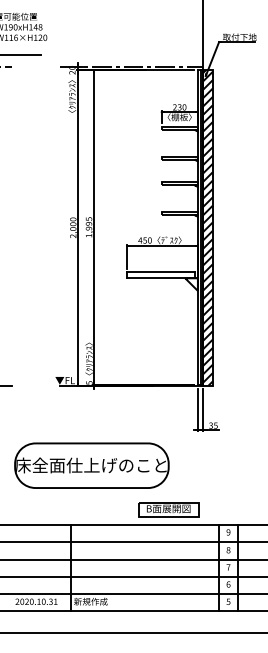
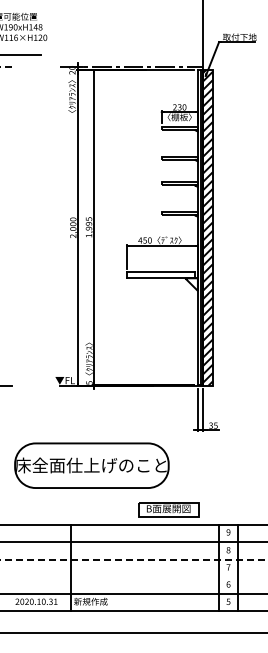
line: solid -> dashed (134, 559)
line: present -> none (133, 576)
